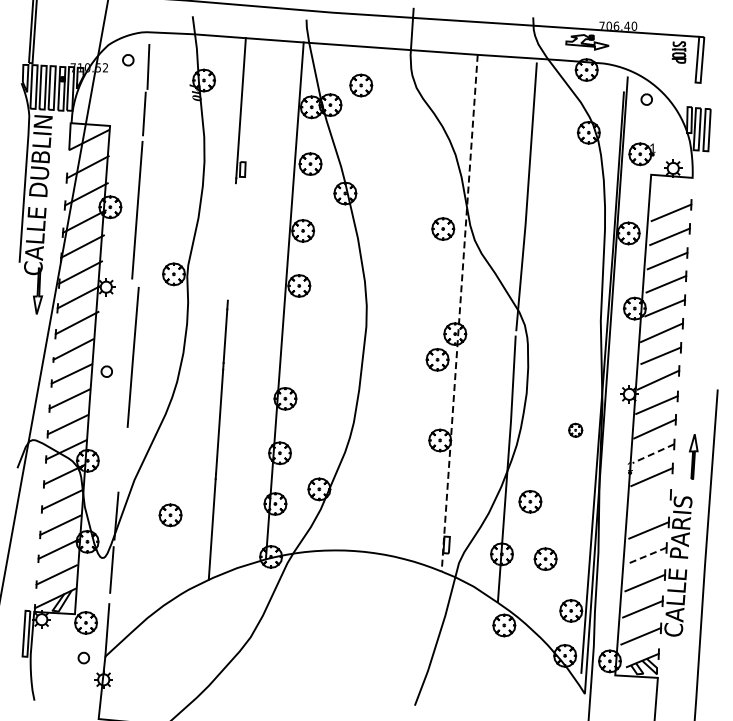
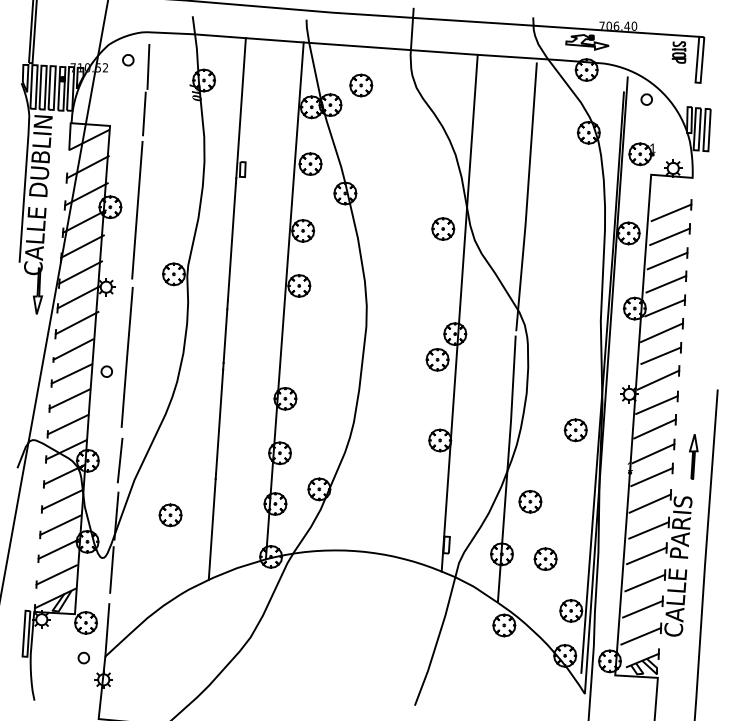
line: none -> present (231, 241)
line: dashed -> solid (459, 313)
line position: (132, 357) -> (126, 357) (126, 357)
part size: 16x16 px -> 25x25 px (575, 430)
line: dashed -> solid (653, 453)
line: none -> present (119, 460)
line: none -> present (649, 503)
line: dashed -> solid (646, 556)
